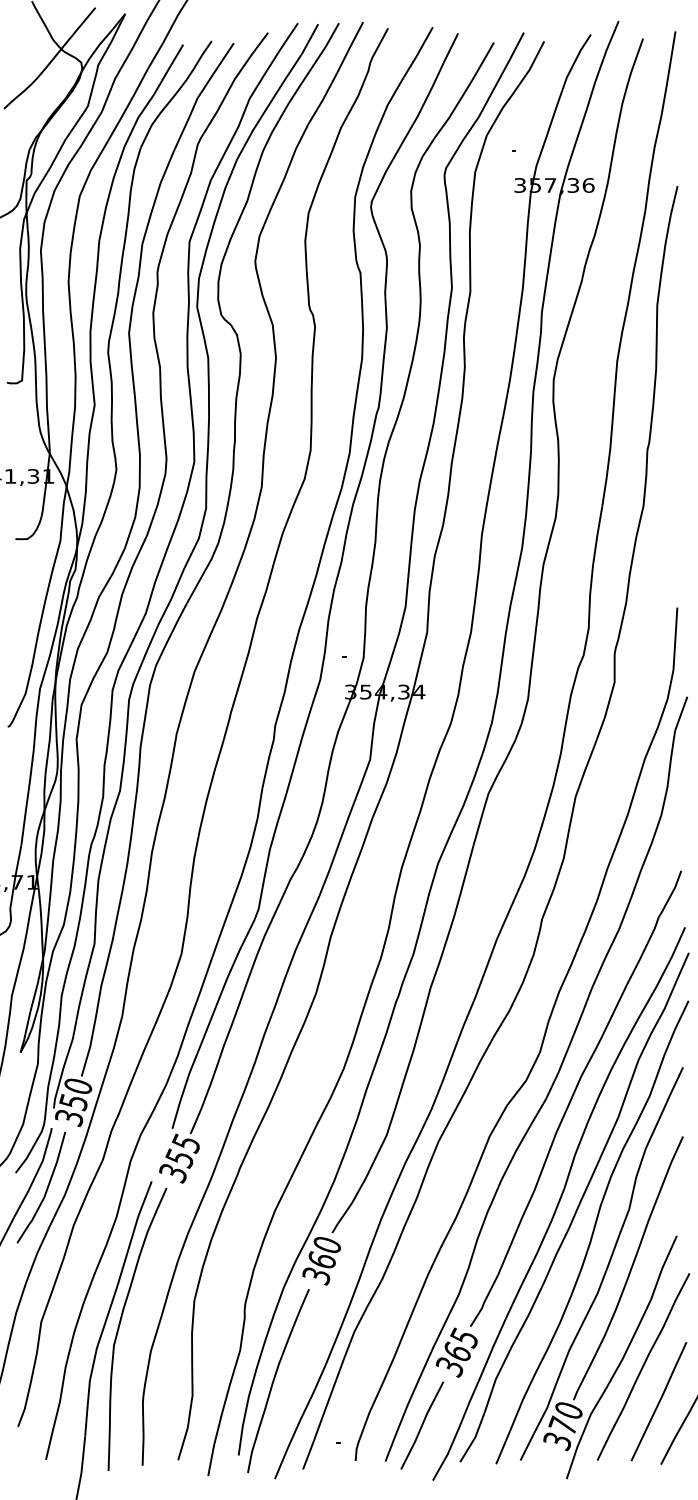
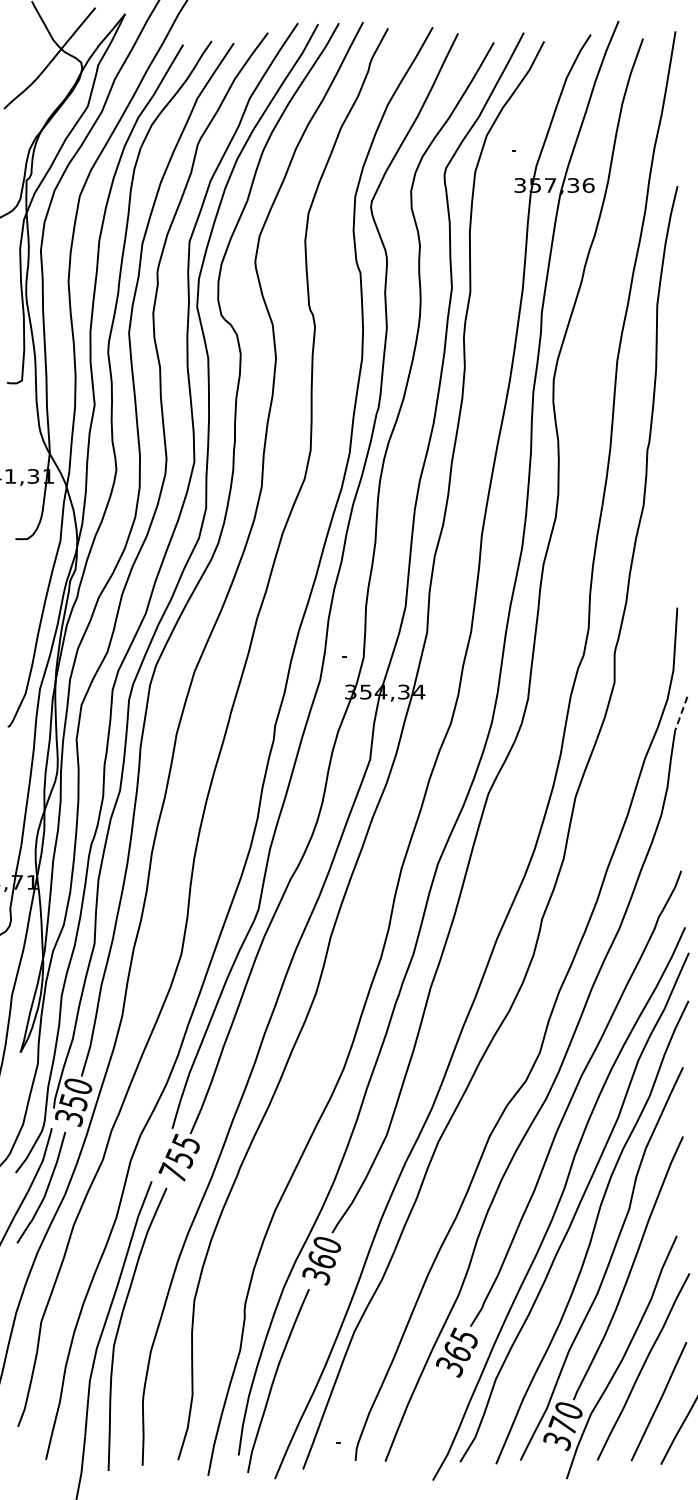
line: solid -> dashed (681, 714)
text: 355 -> 755 (172, 1172)
line: present -> none (421, 1425)
